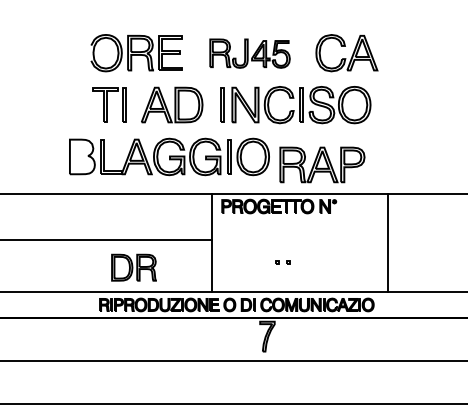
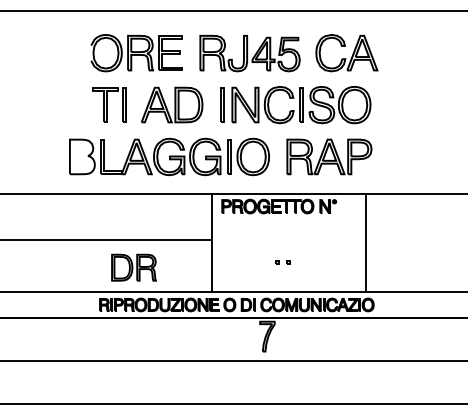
line: none -> present (233, 10)
part size: 82x31 px -> 102x38 px (249, 53)
part position: (322, 164) -> (329, 156) (329, 156)
line position: (387, 242) -> (365, 242) (365, 242)
